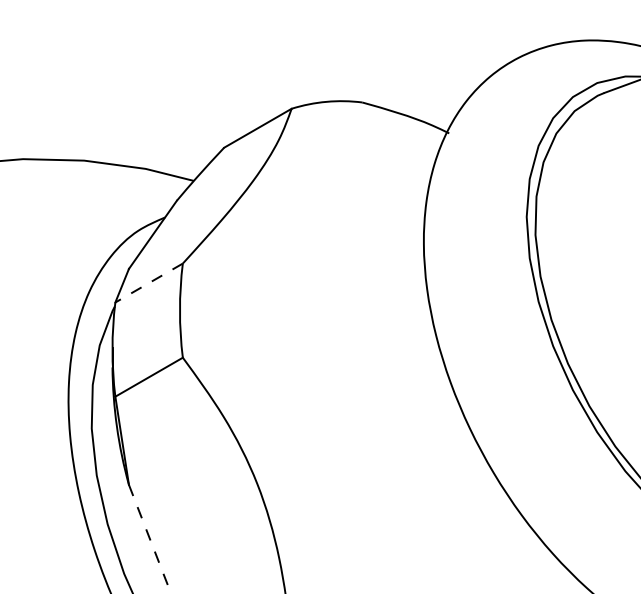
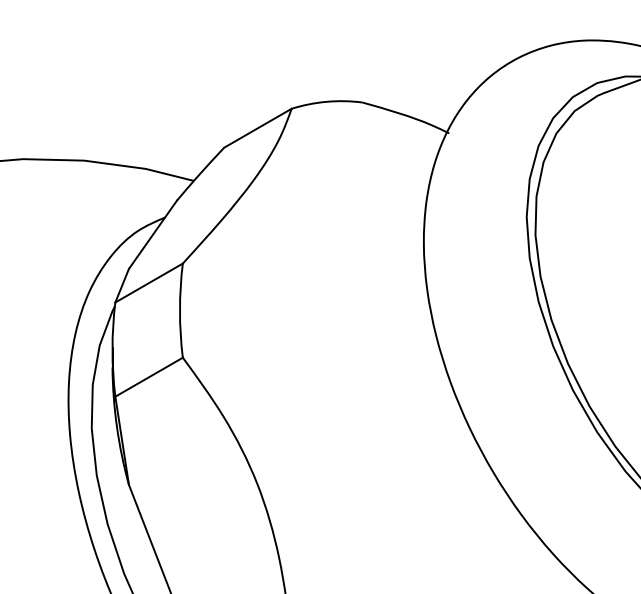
line: dashed -> solid (149, 283)
line: dashed -> solid (150, 539)
